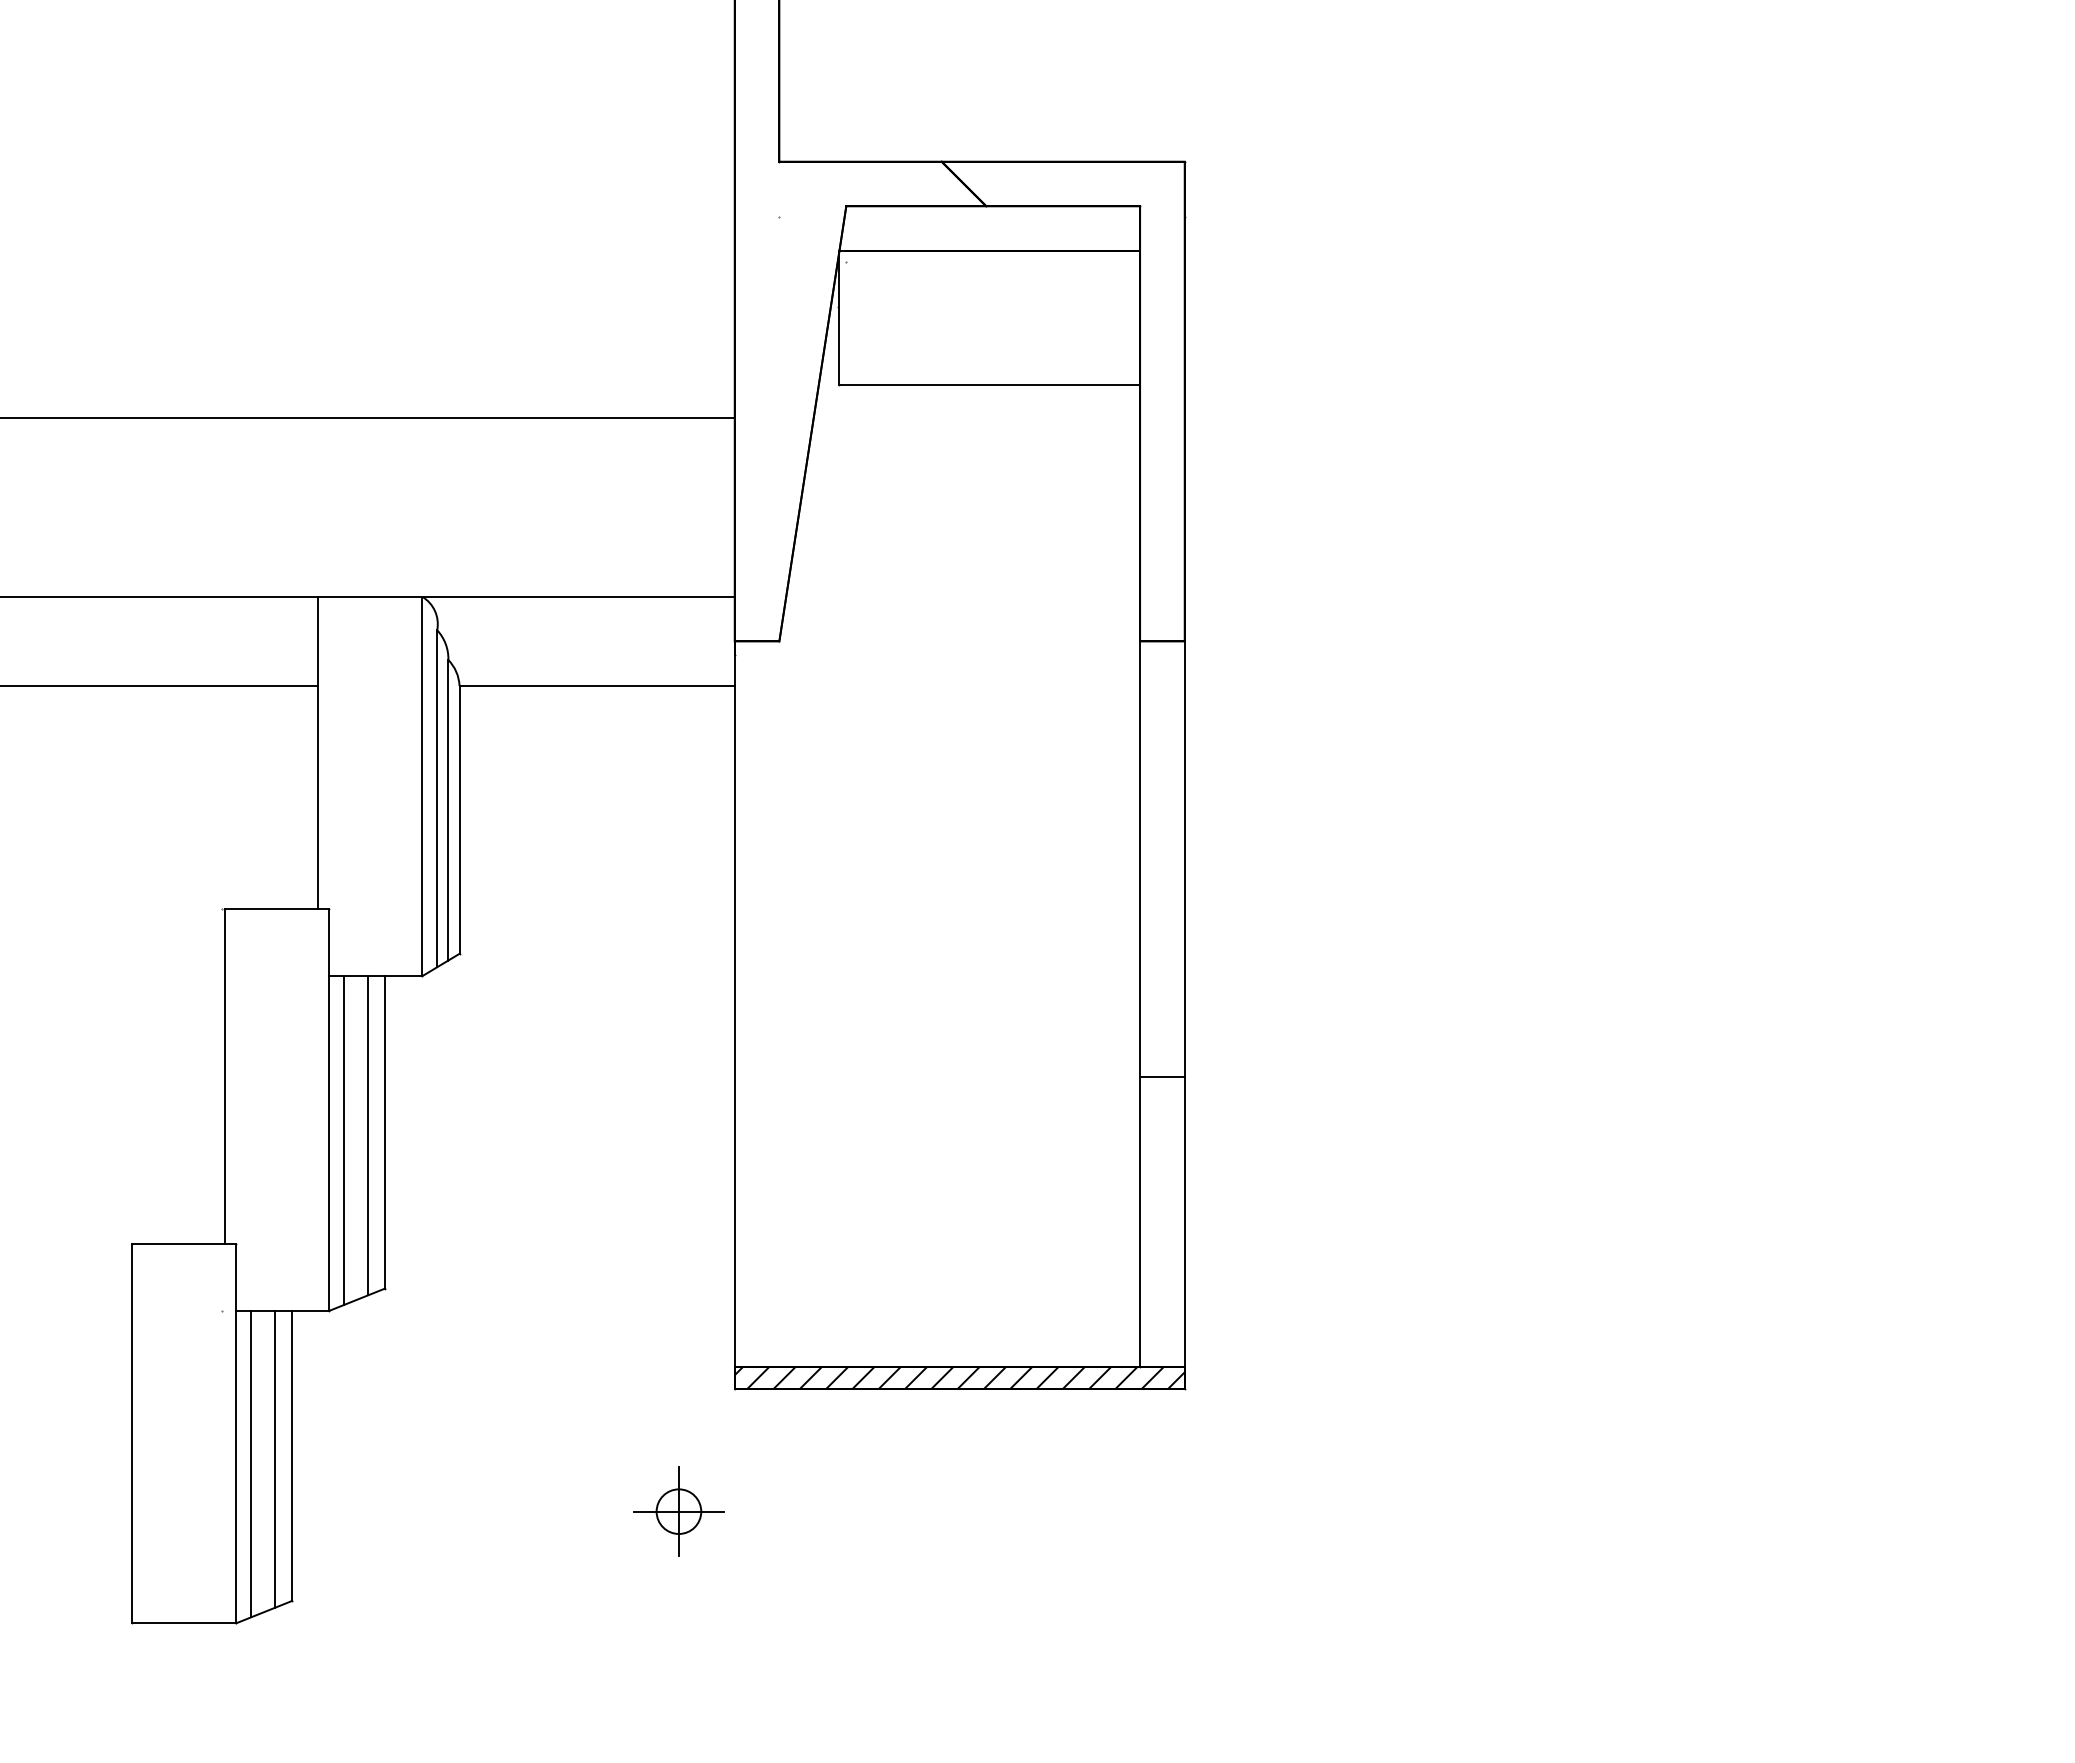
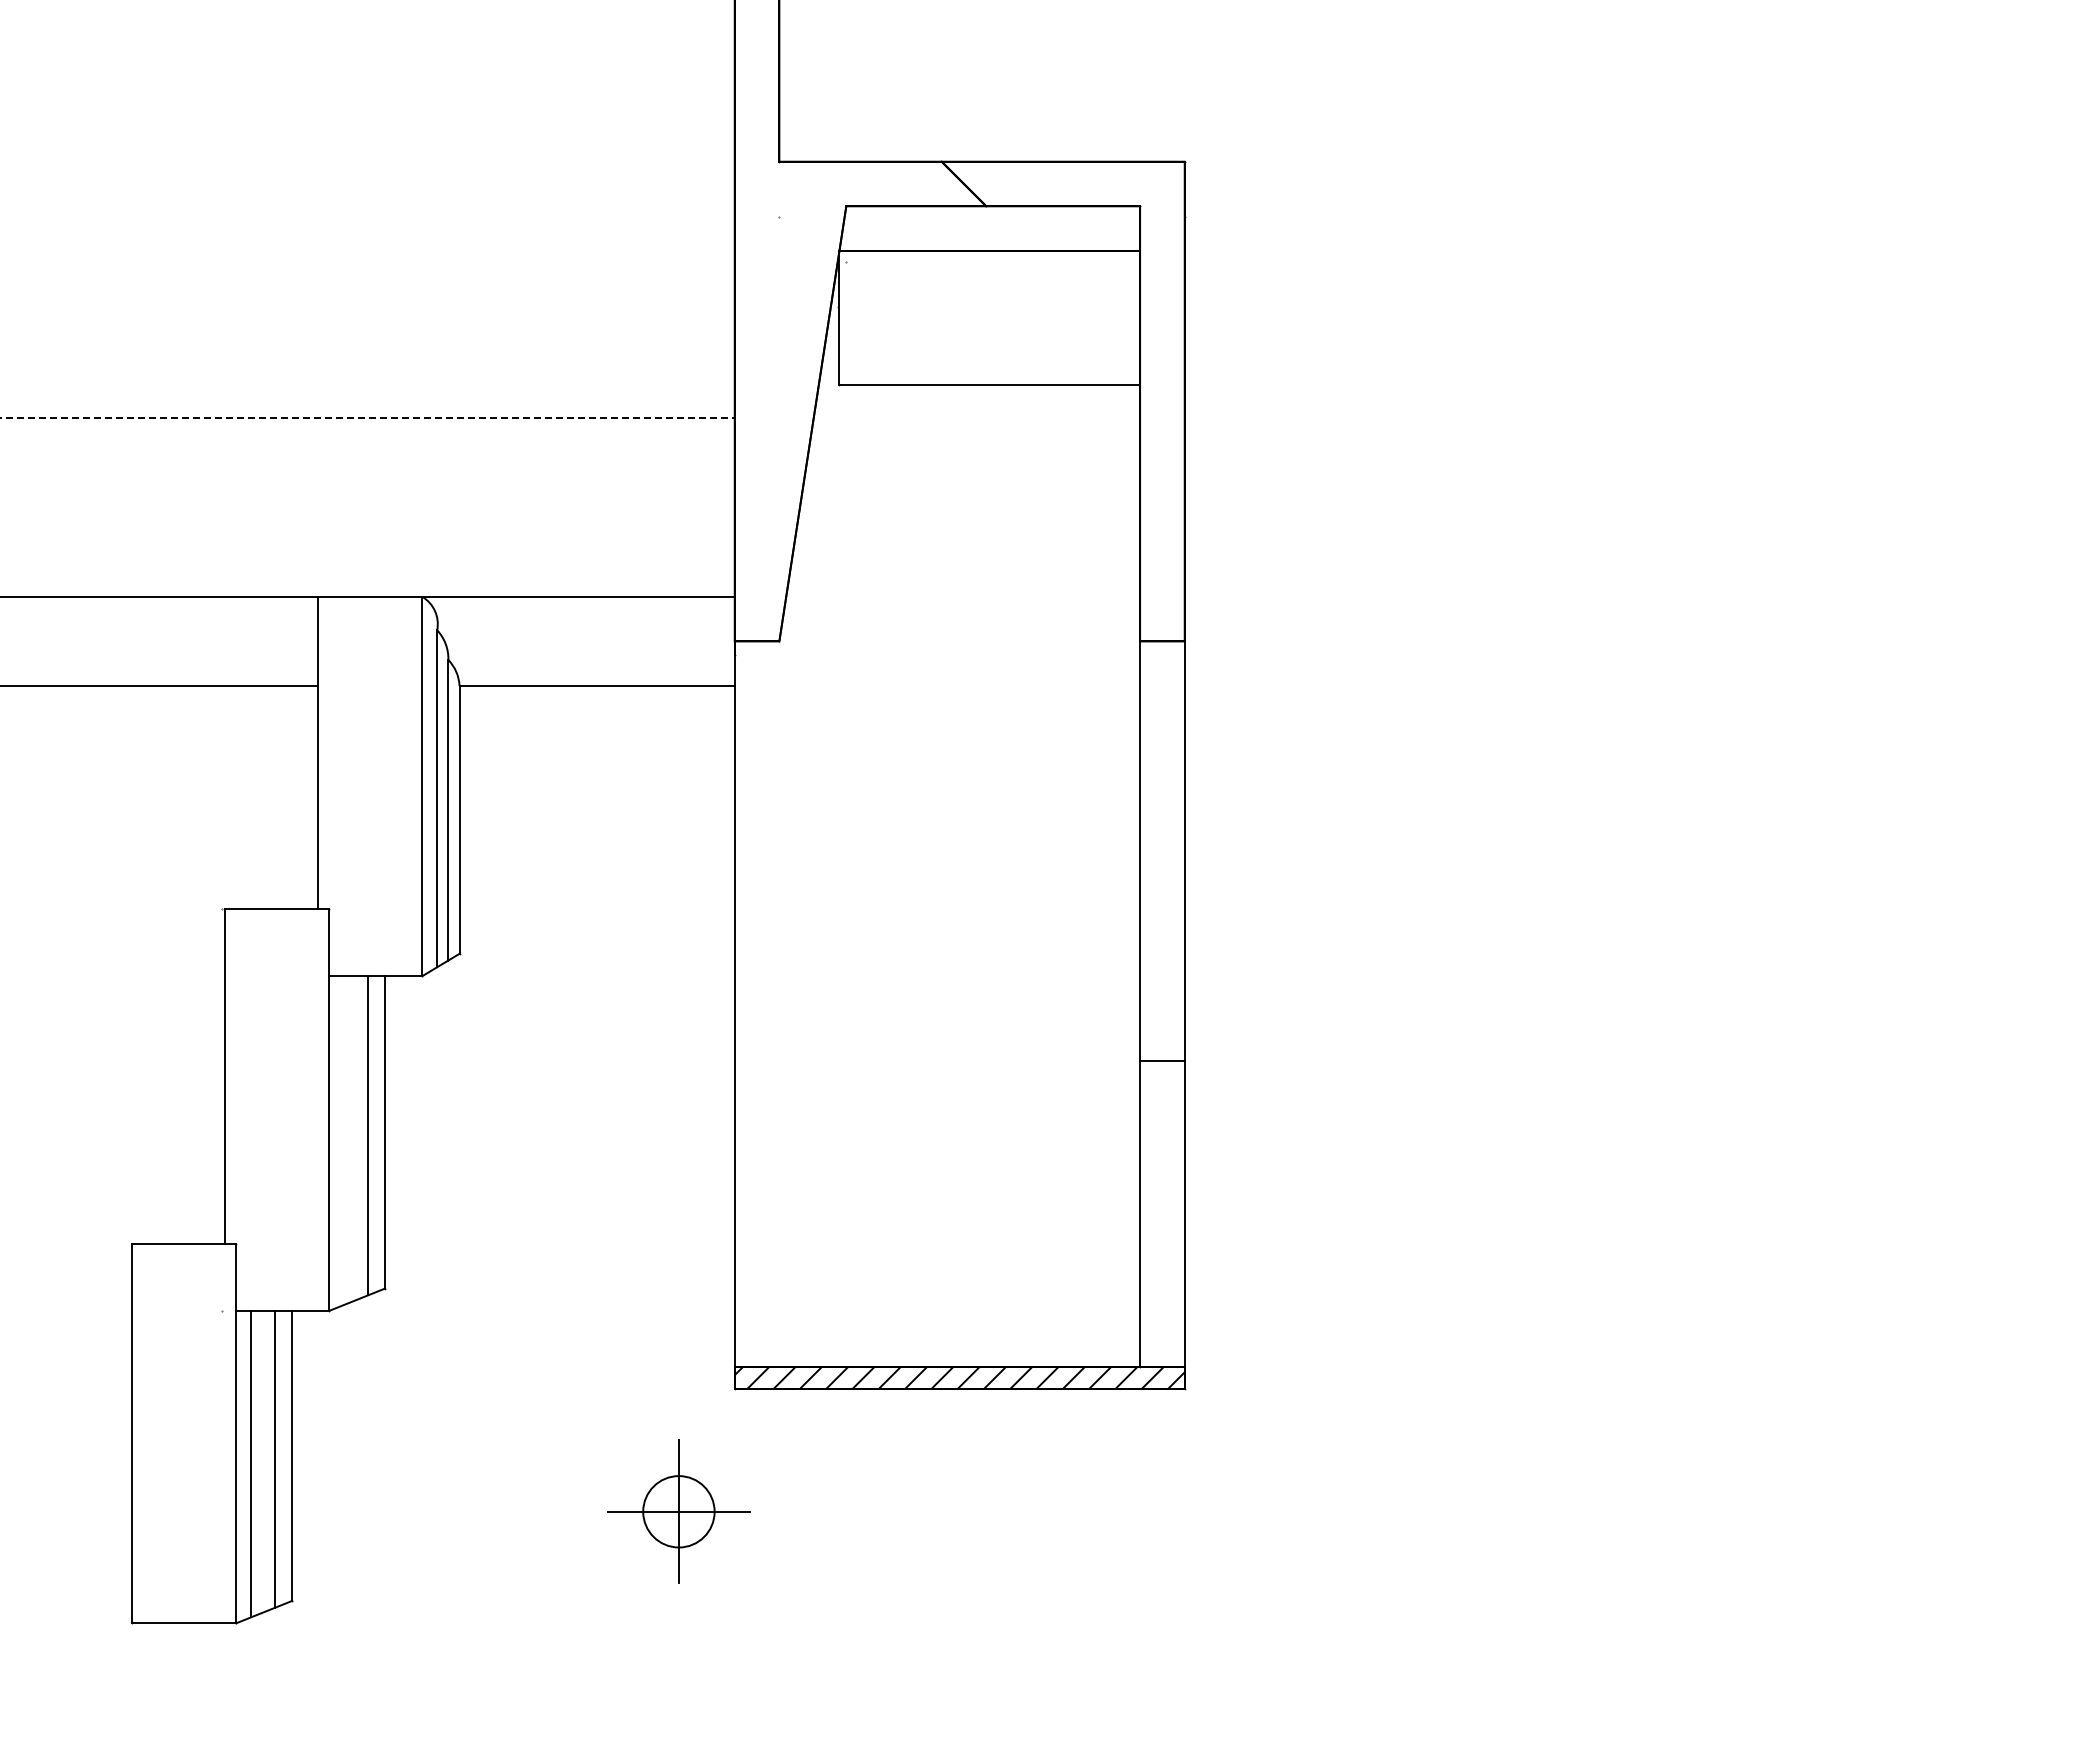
line: solid -> dashed (367, 418)
line position: (1162, 1076) -> (1162, 1060) (1162, 1060)
line: present -> none (344, 1140)
part size: 92x91 px -> 144x145 px (678, 1511)
